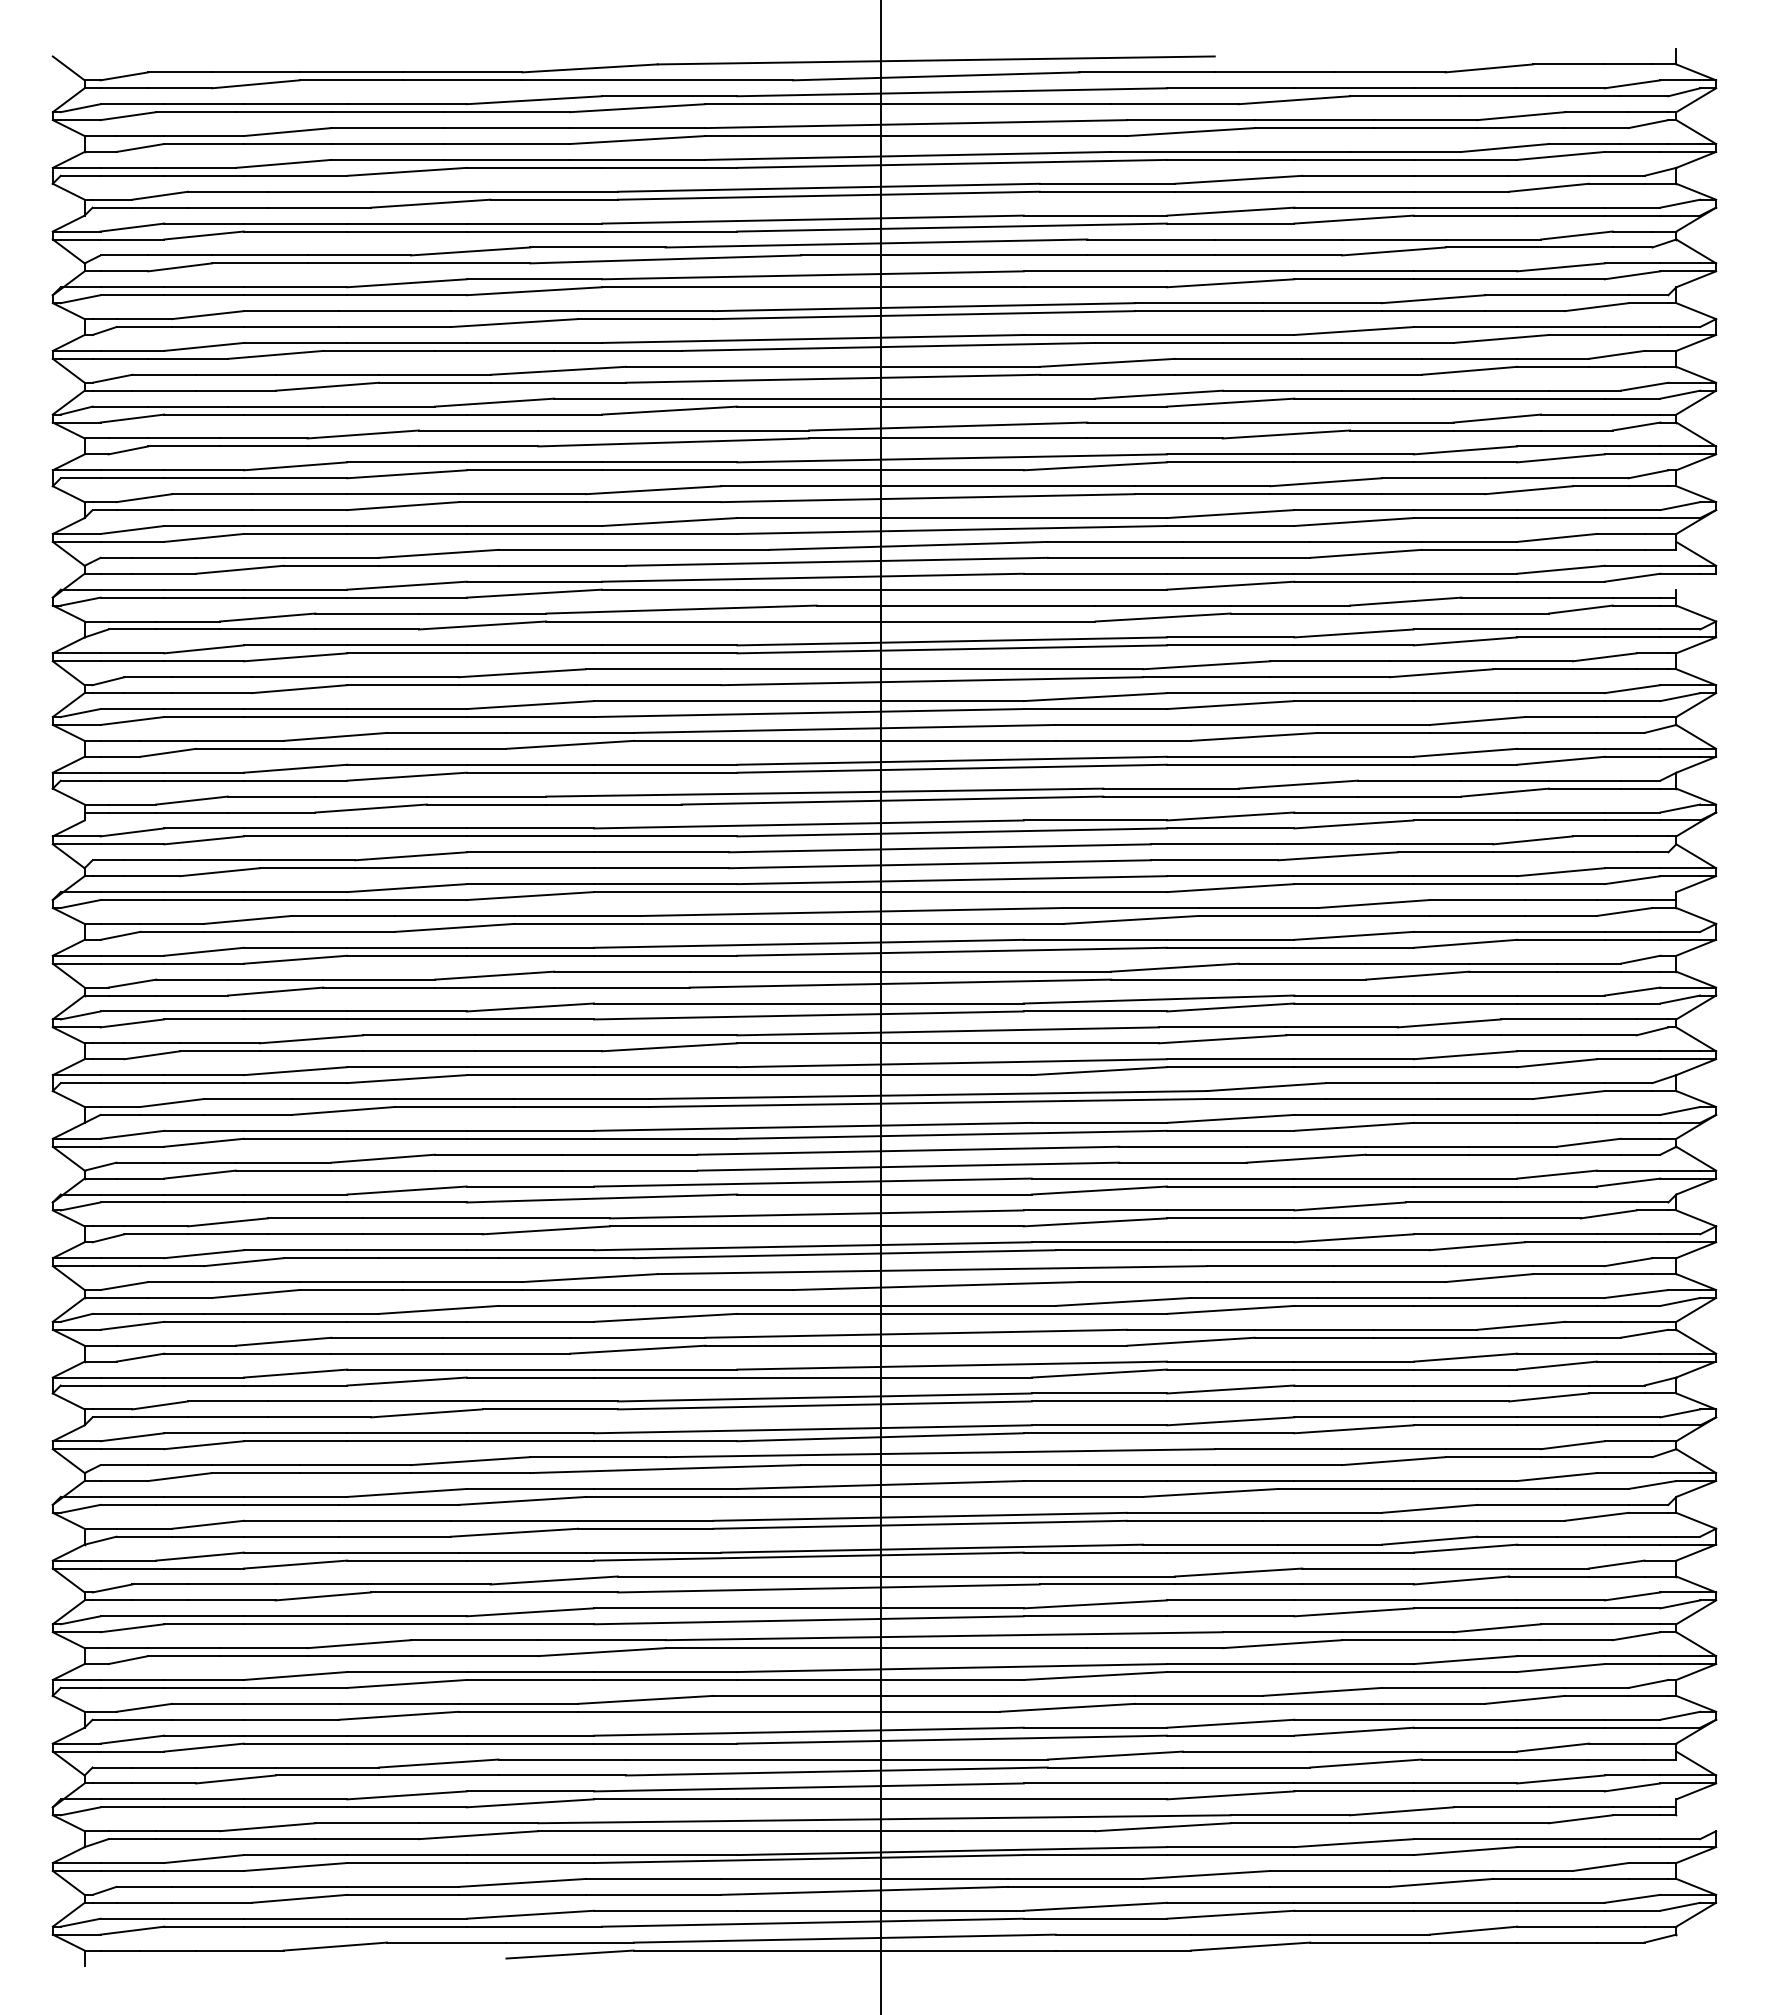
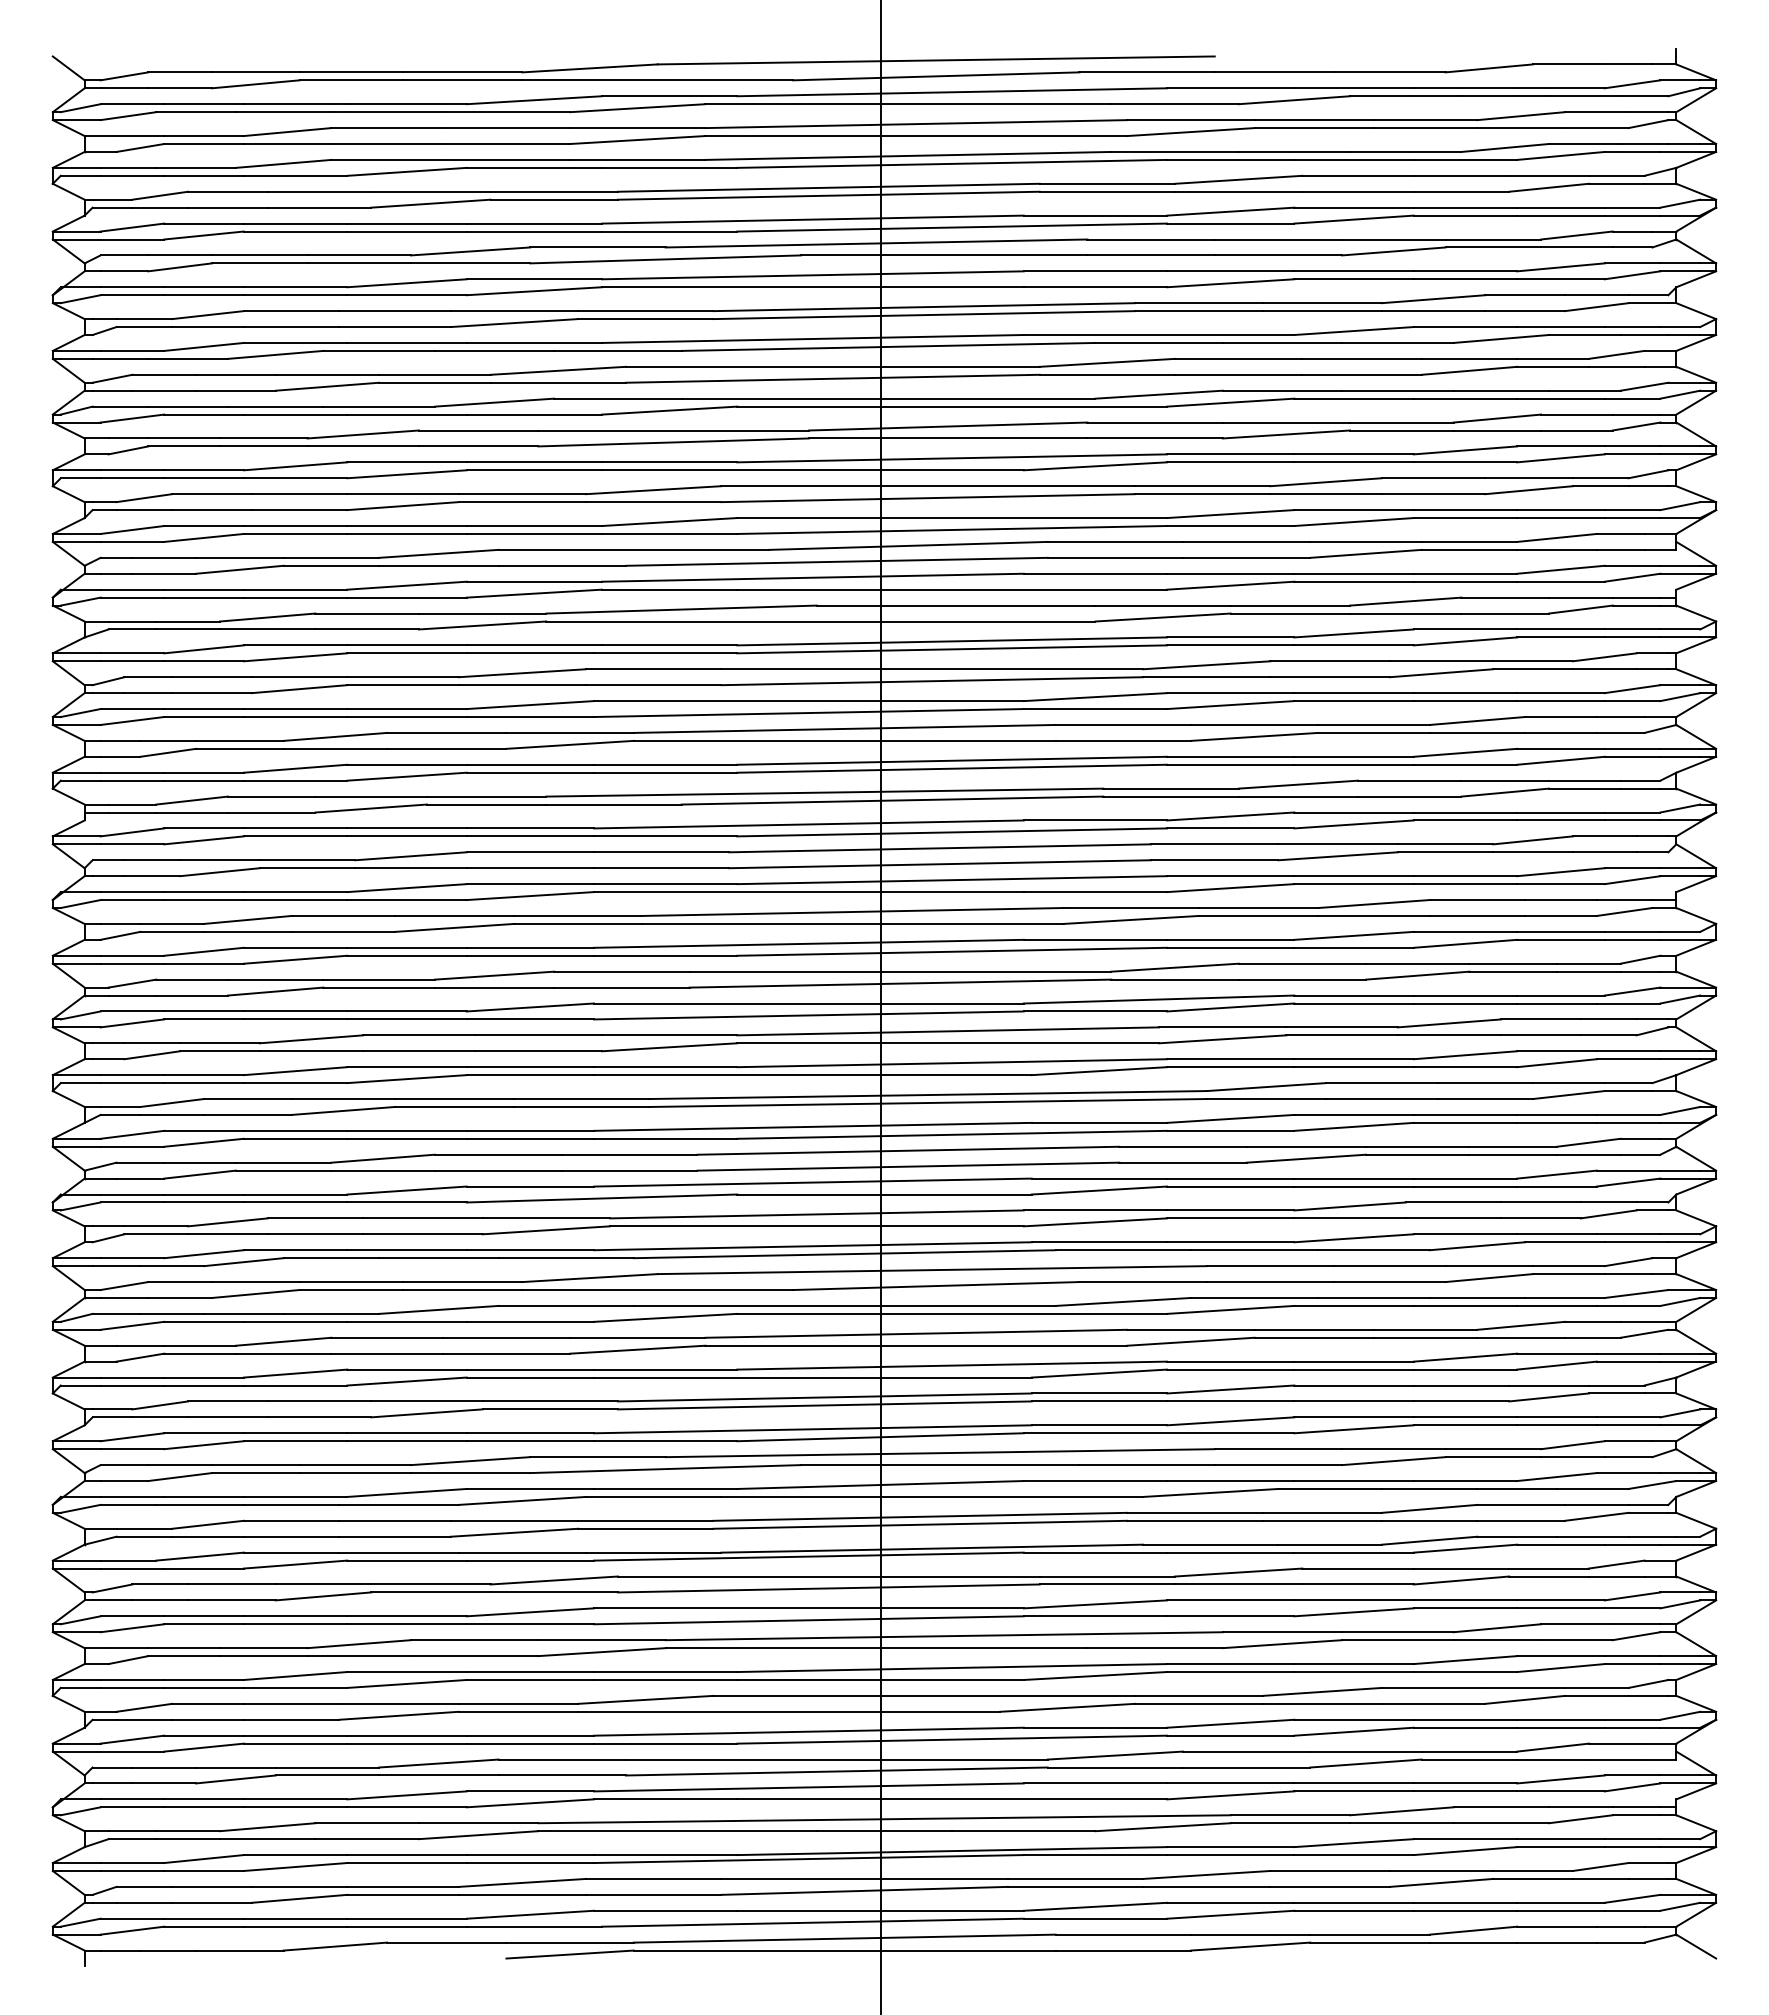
line: none -> present (1696, 581)
line: none -> present (1696, 1823)
line: none -> present (1696, 1946)
